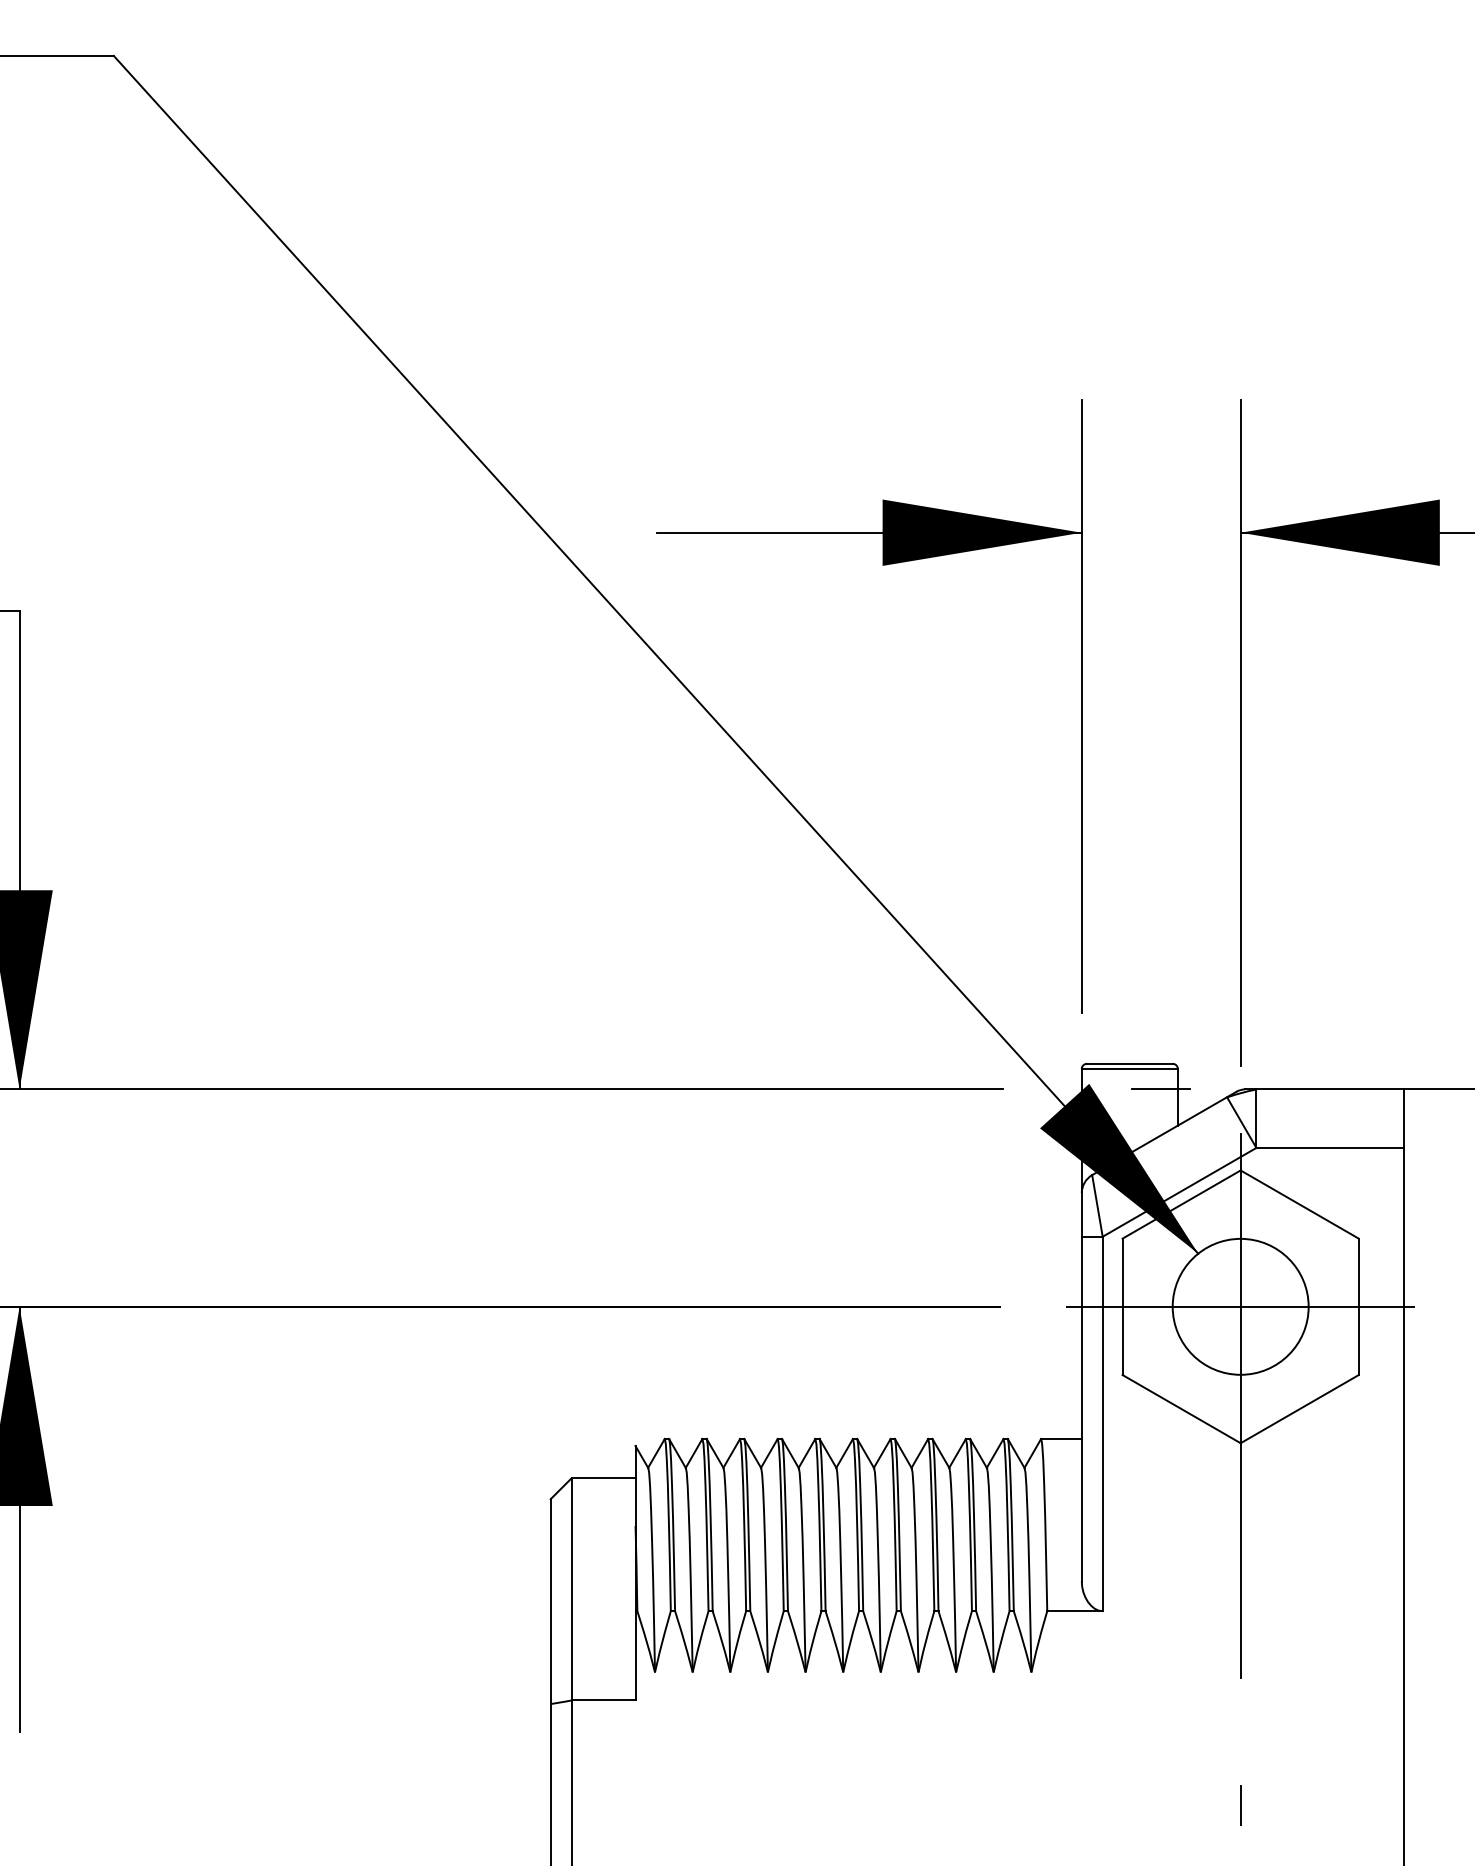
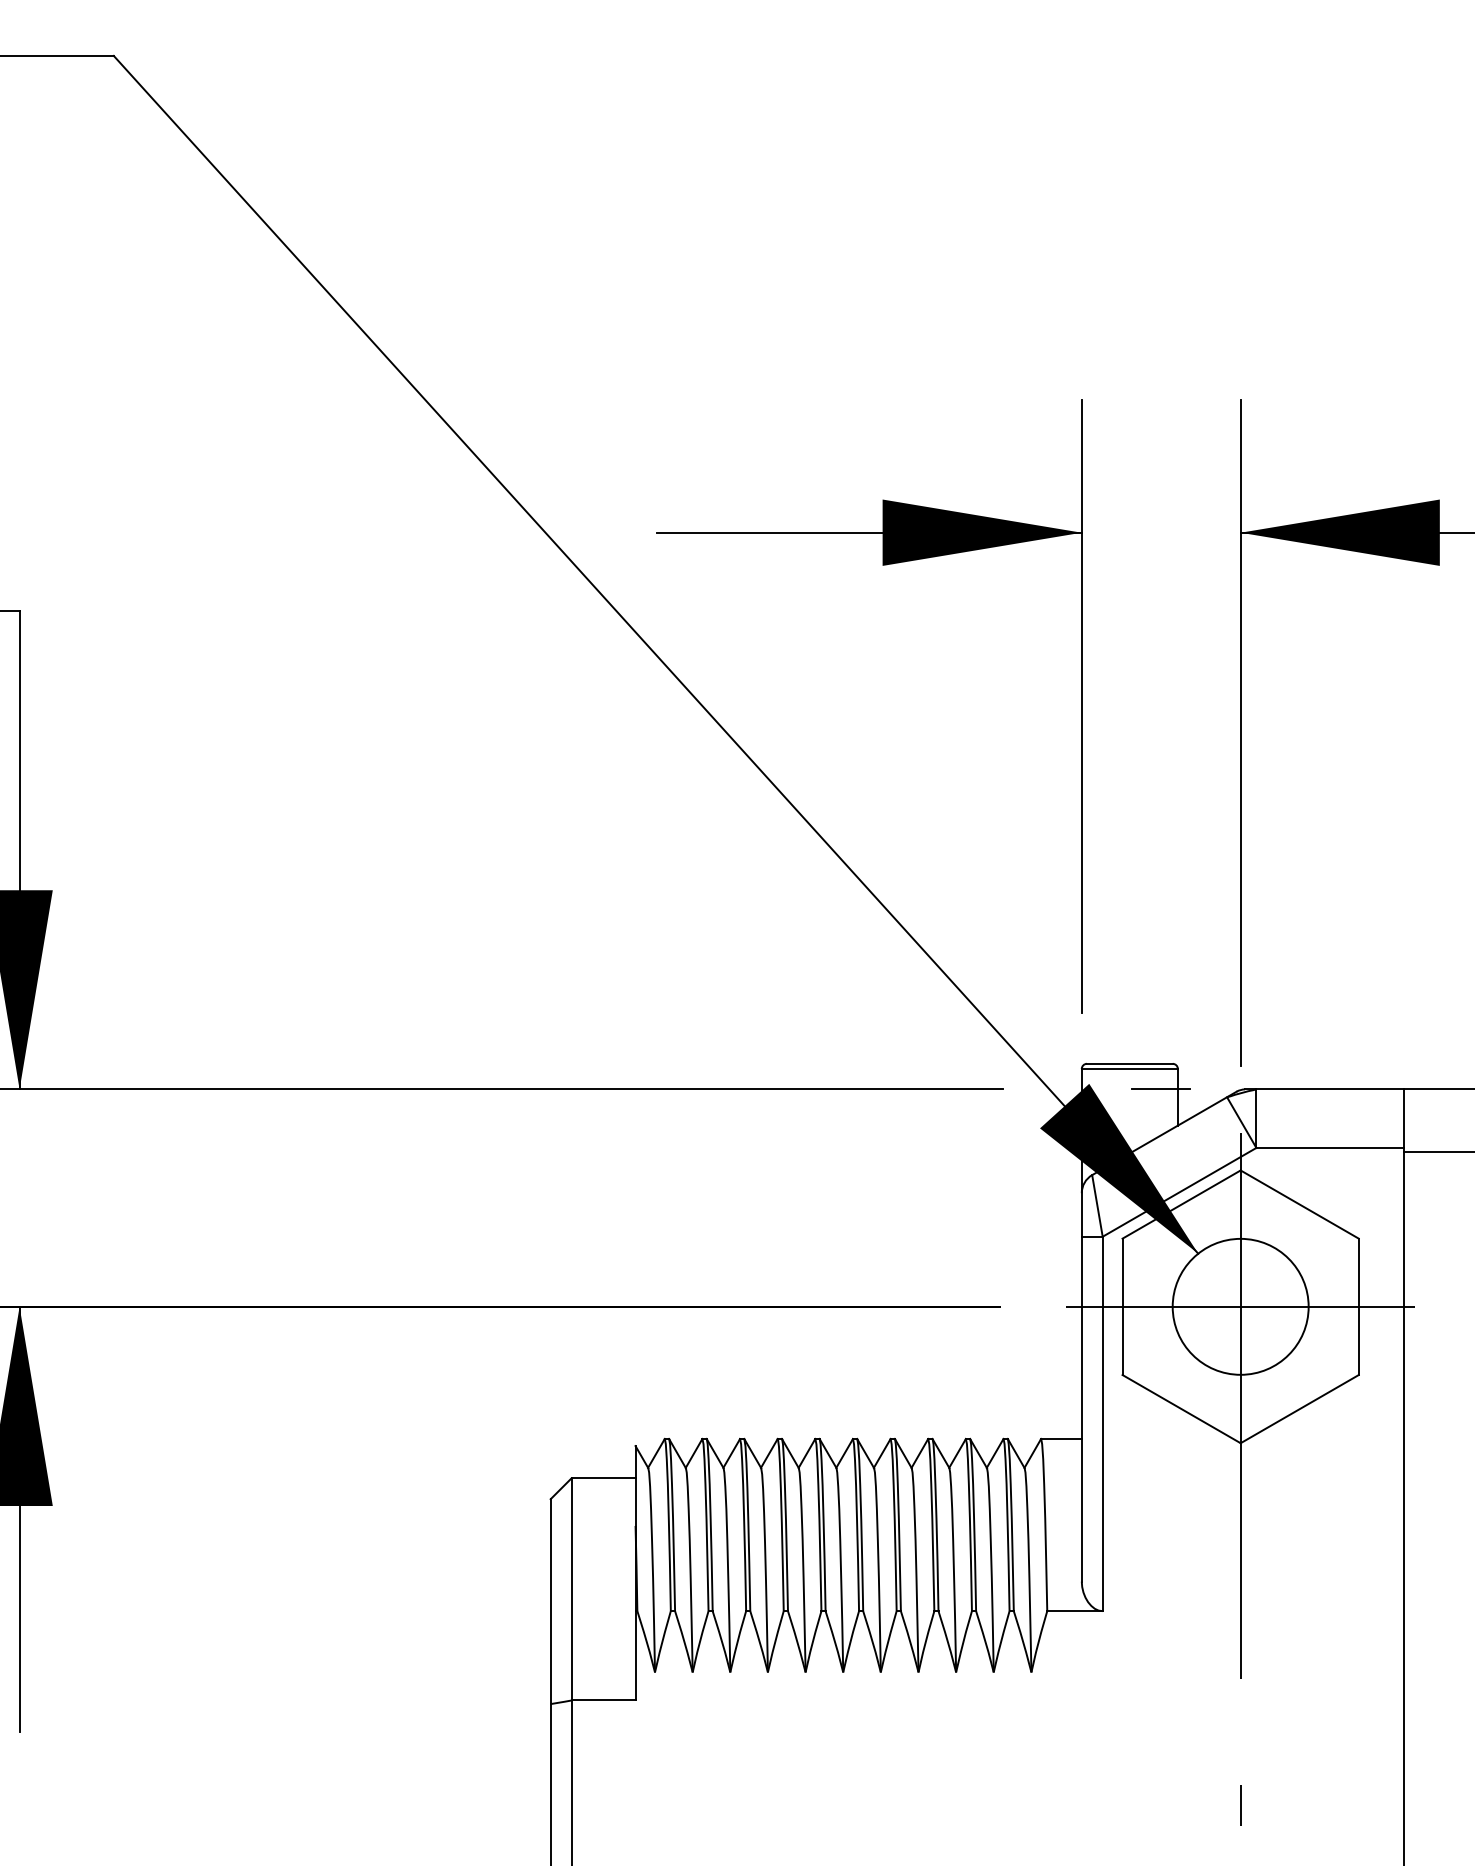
line: none -> present (1437, 1152)
